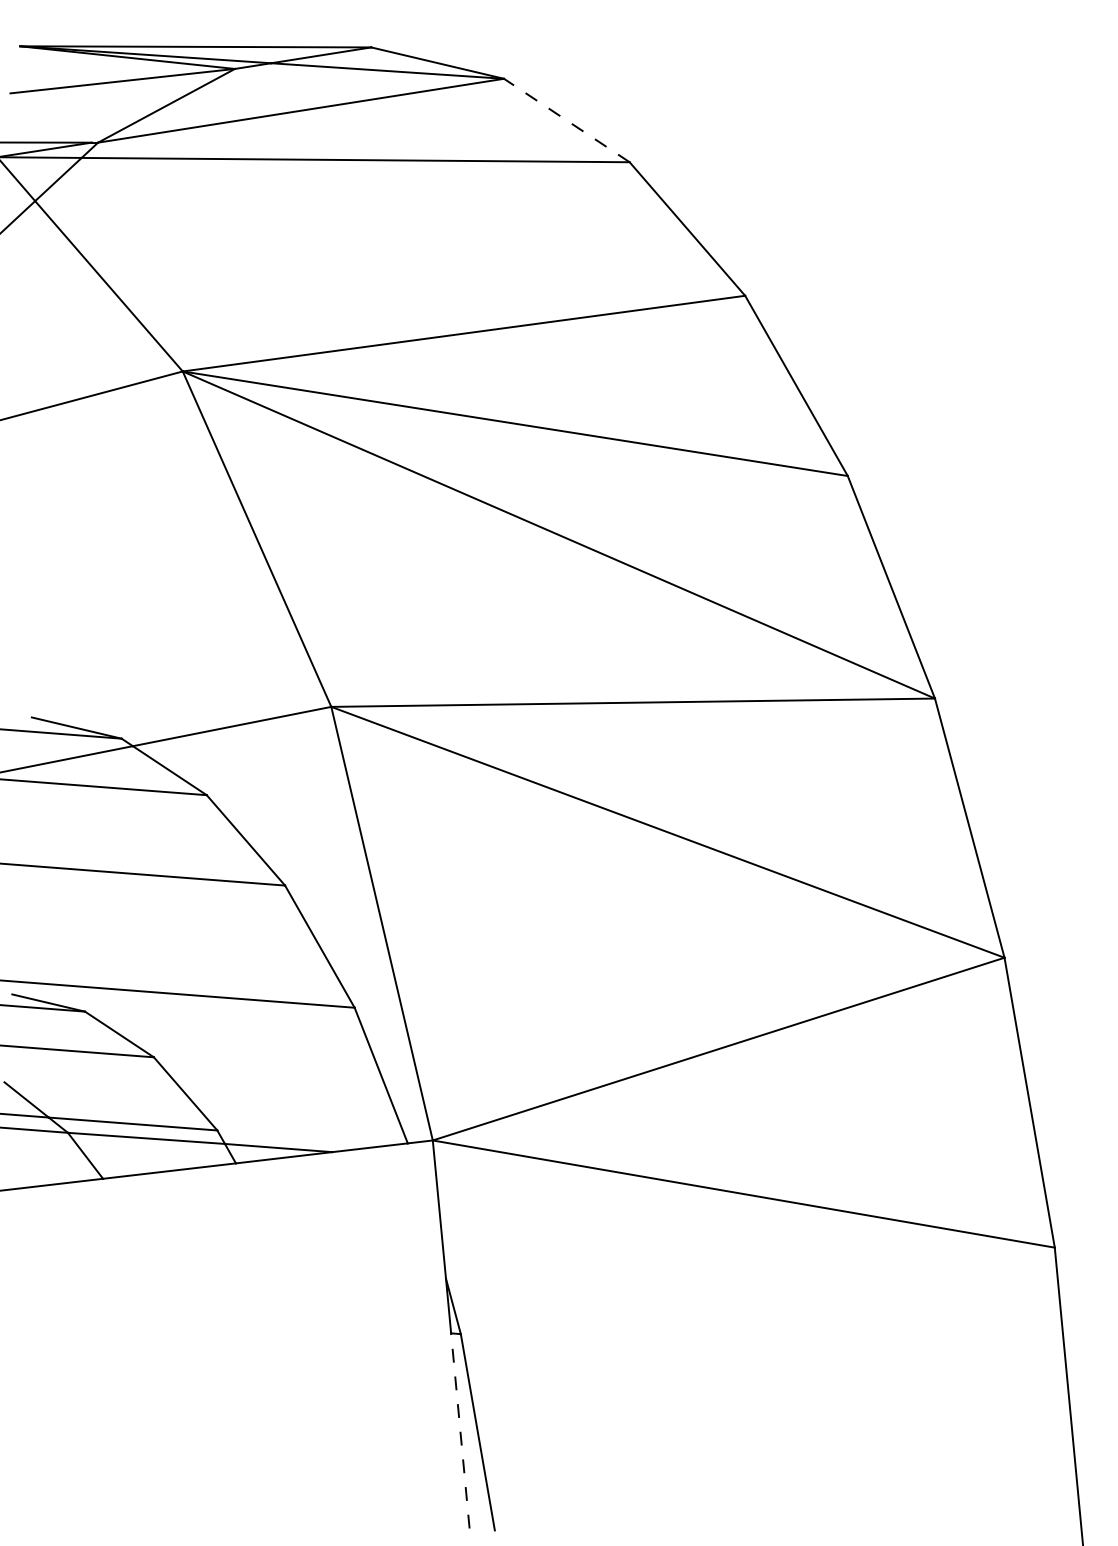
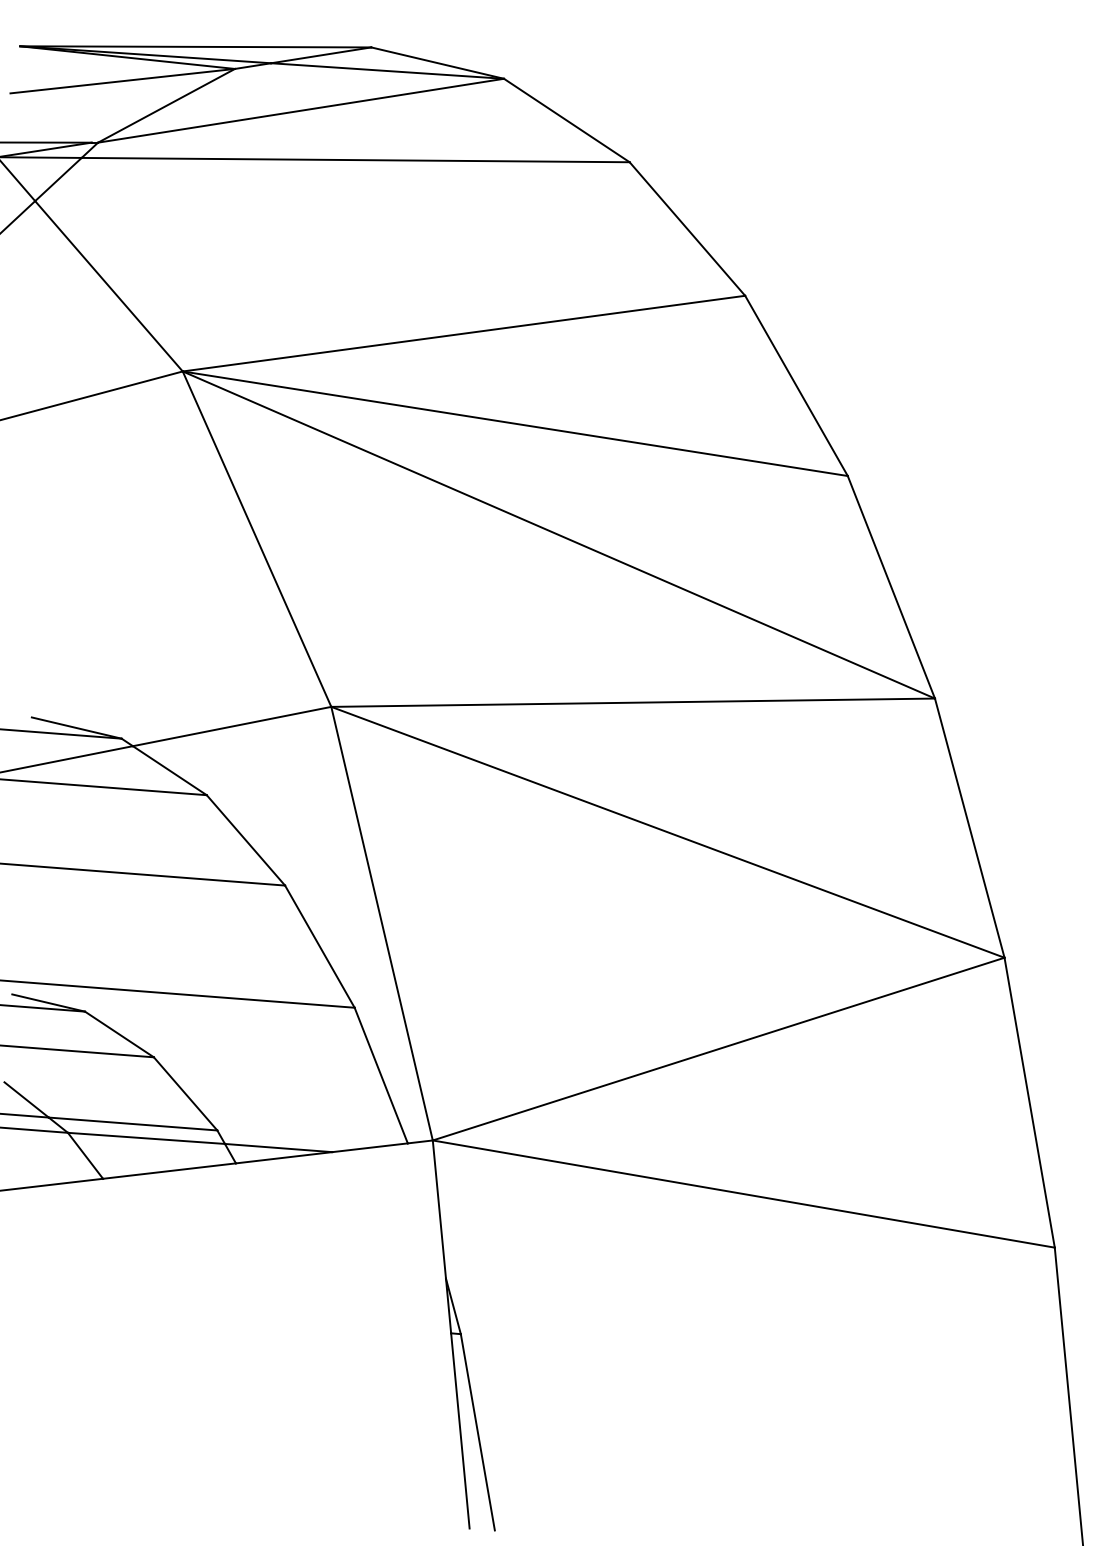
line: dashed -> solid (566, 120)
line: dashed -> solid (460, 1430)
